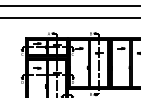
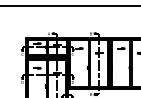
line: present -> none (69, 18)
